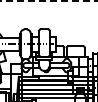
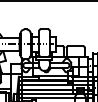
line: dashed -> solid (48, 1)
